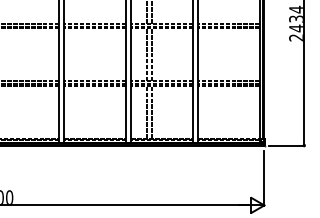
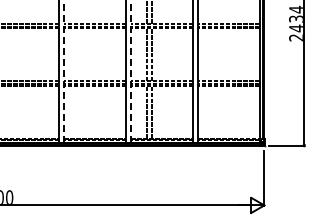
line: solid -> dashed (64, 71)
line: solid -> dashed (131, 71)
